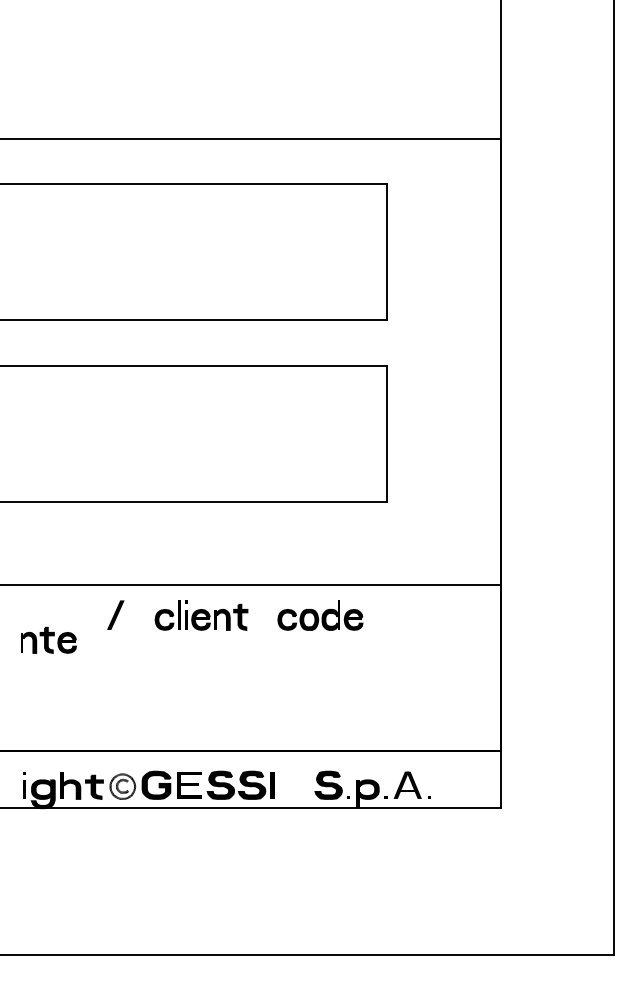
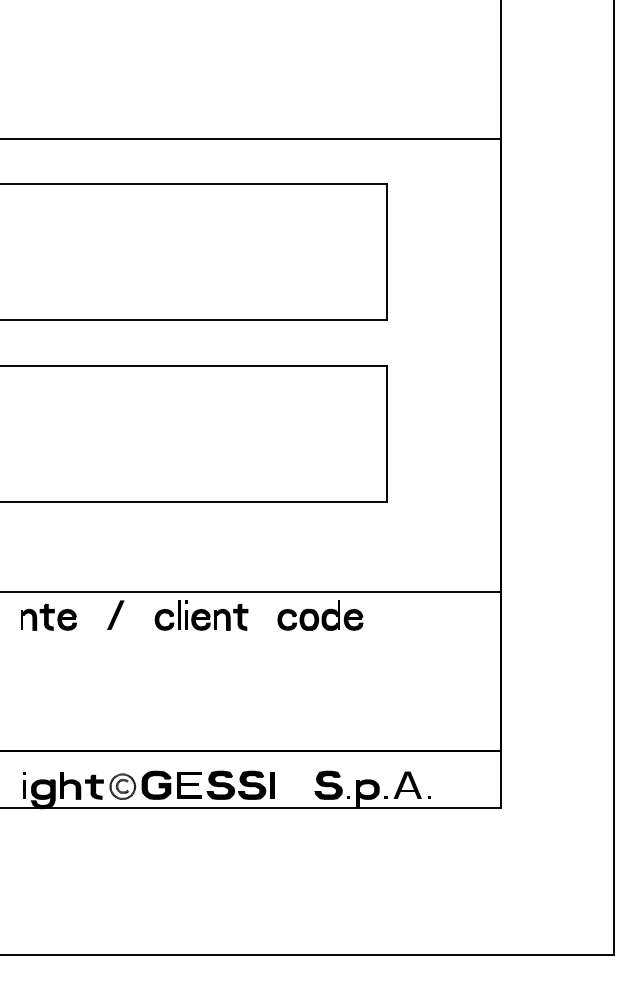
line position: (251, 585) -> (251, 592) (251, 592)
part position: (48, 639) -> (48, 616) (48, 616)
